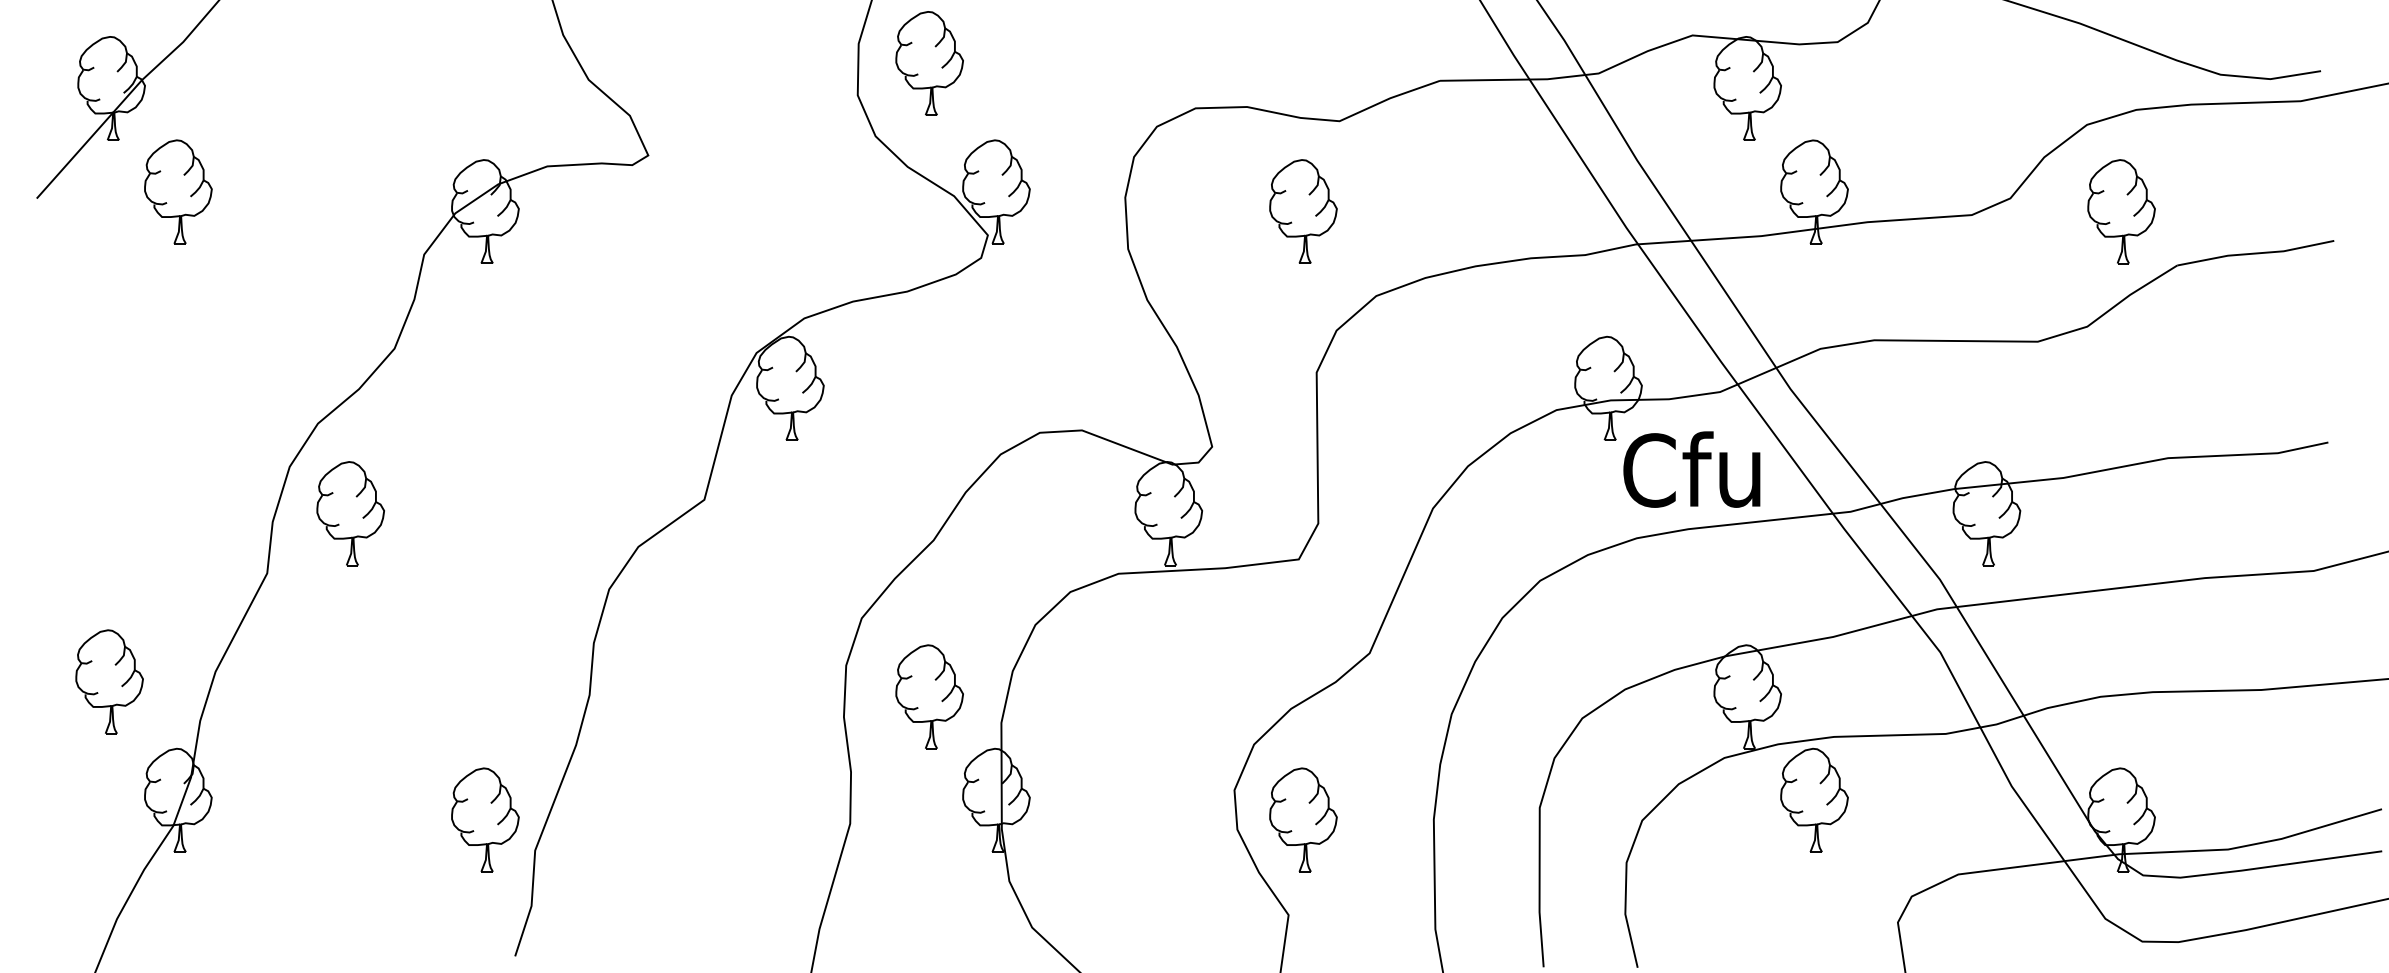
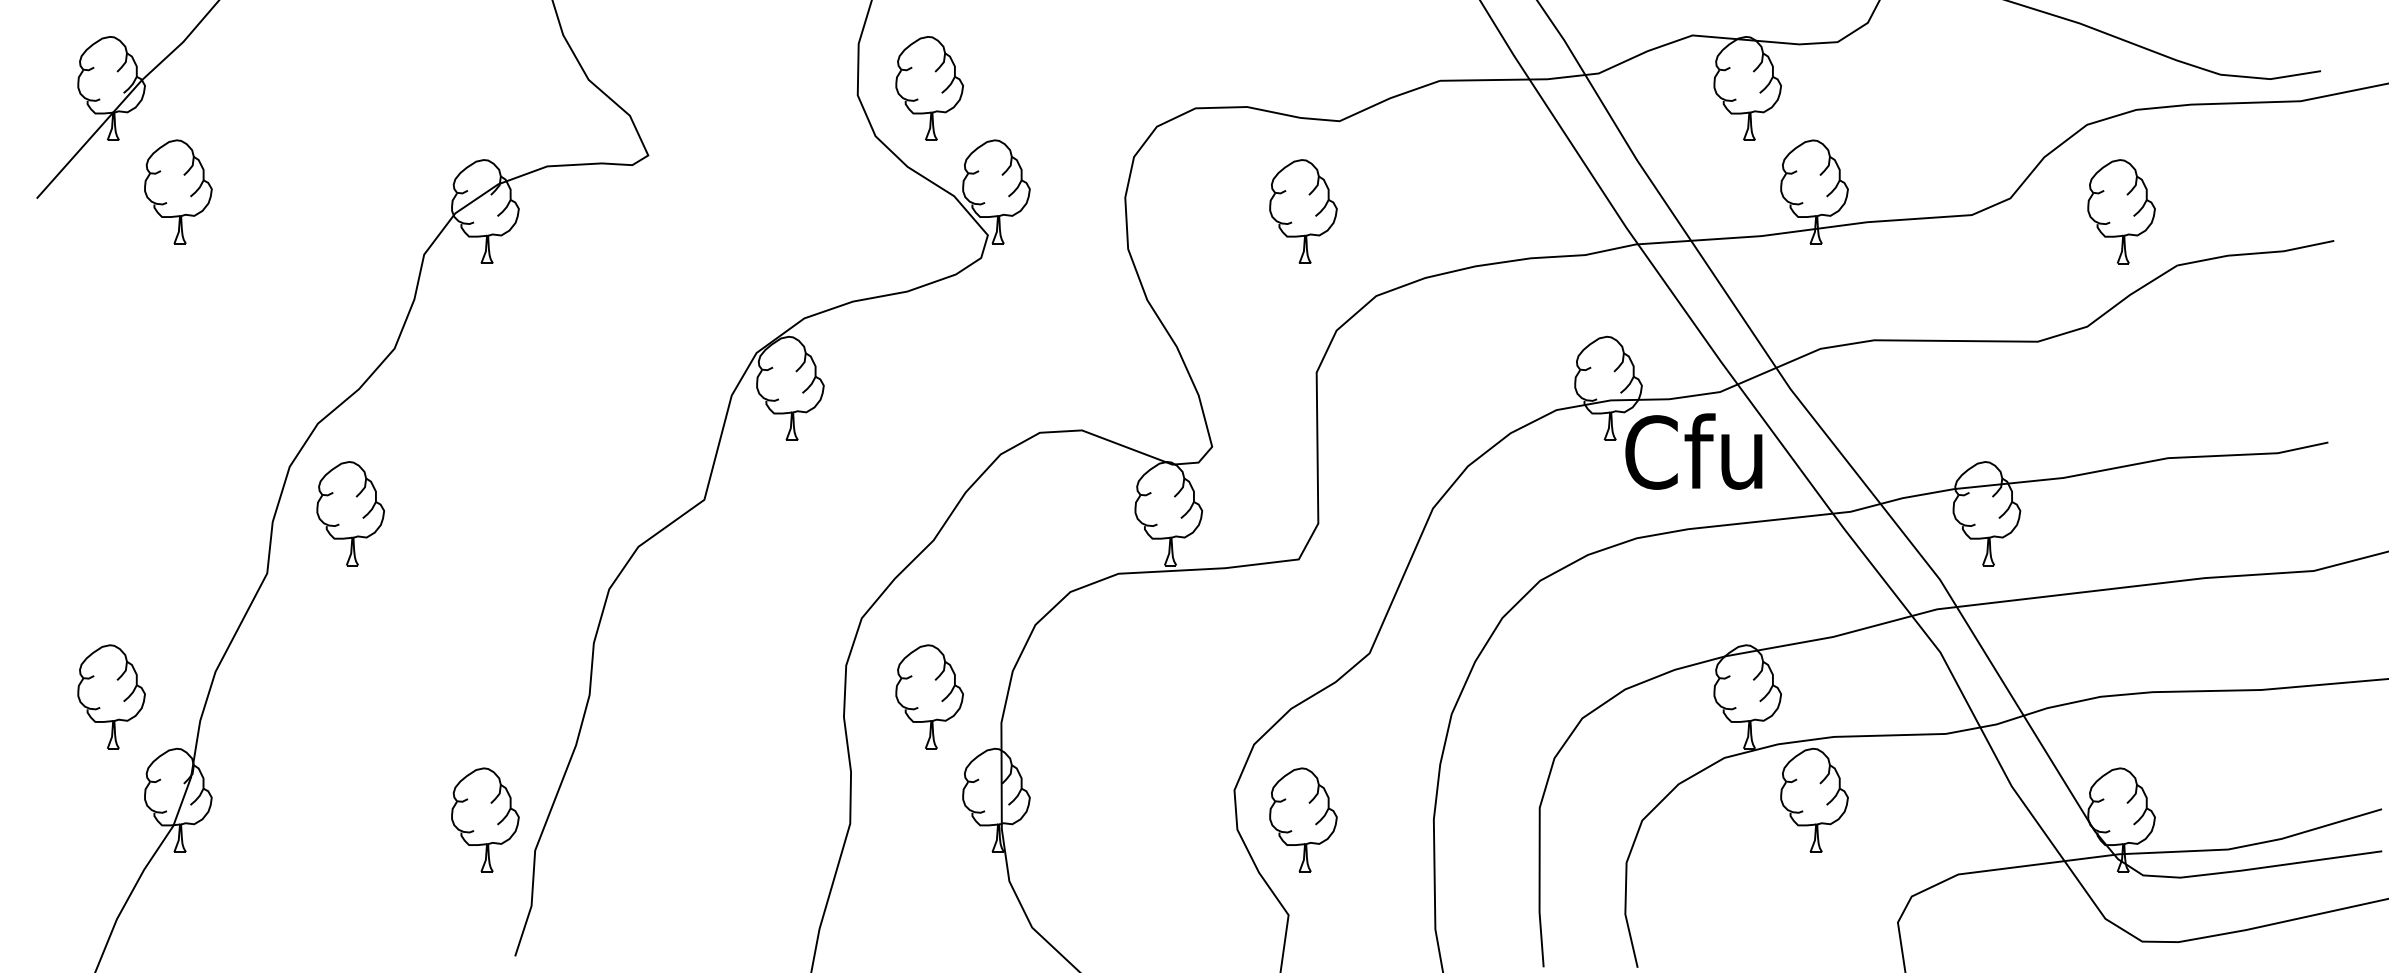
part position: (929, 63) -> (929, 88) (929, 88)
text position: (1691, 469) -> (1693, 451) (1693, 451)
part position: (109, 681) -> (111, 696) (111, 696)
